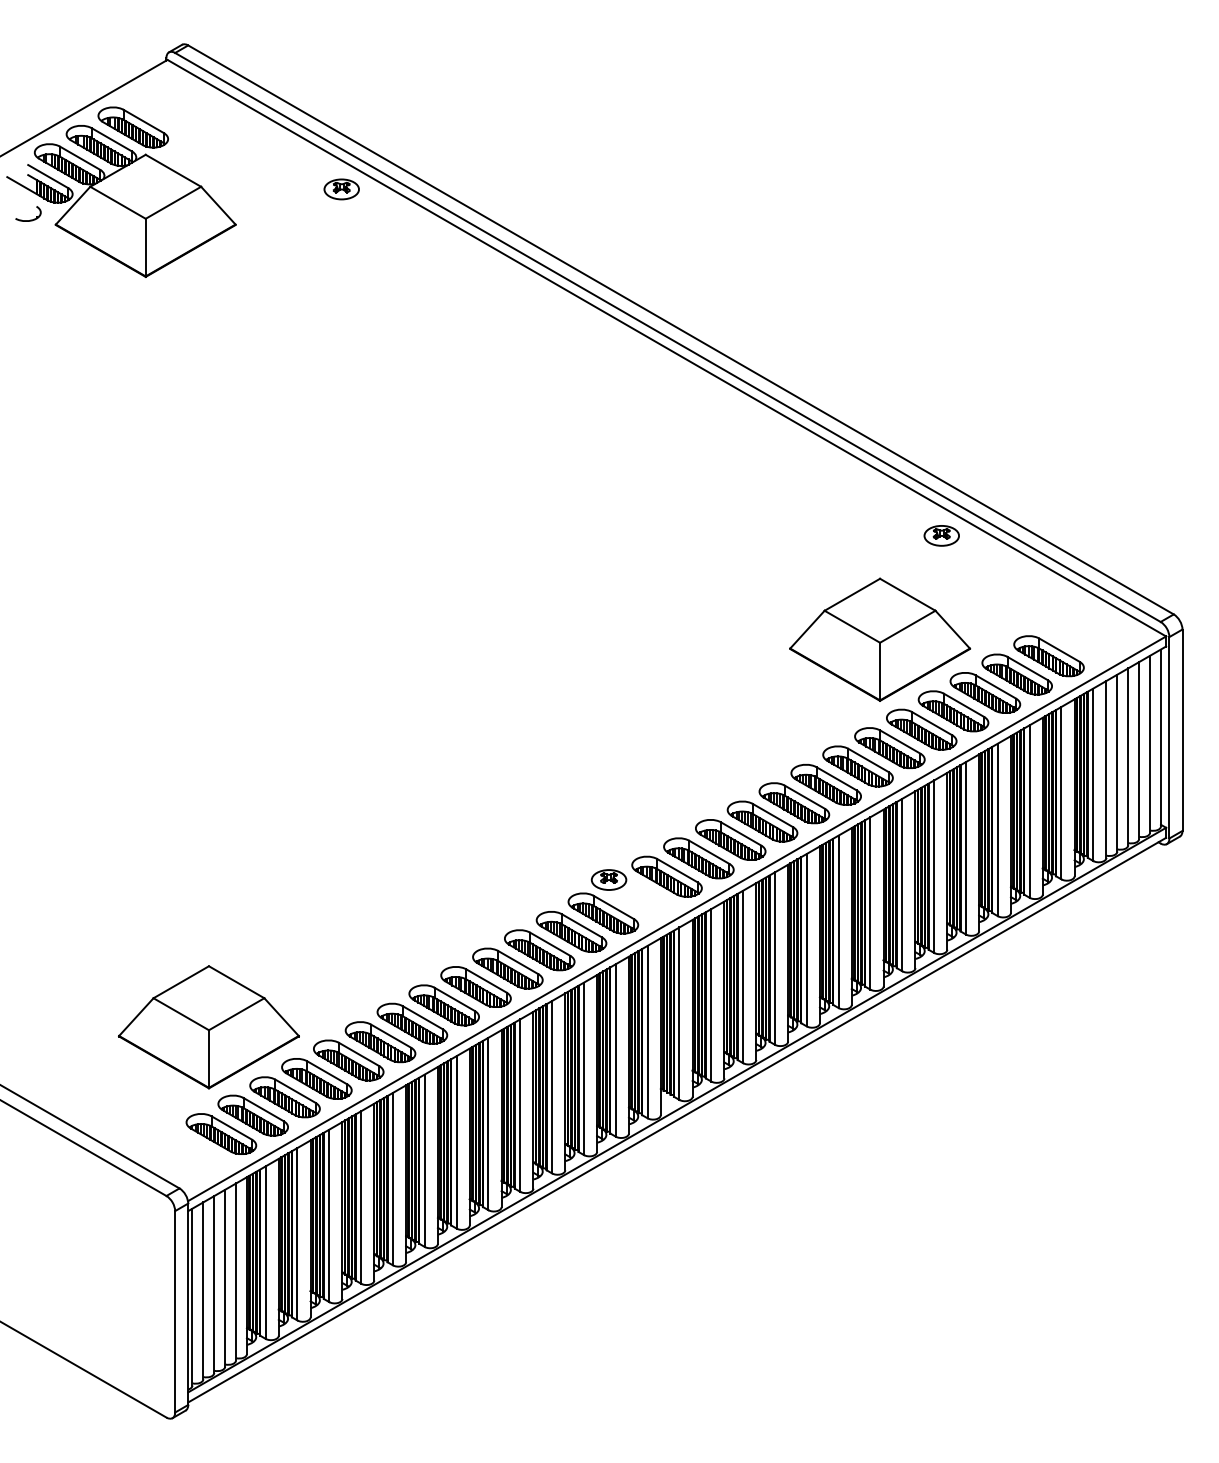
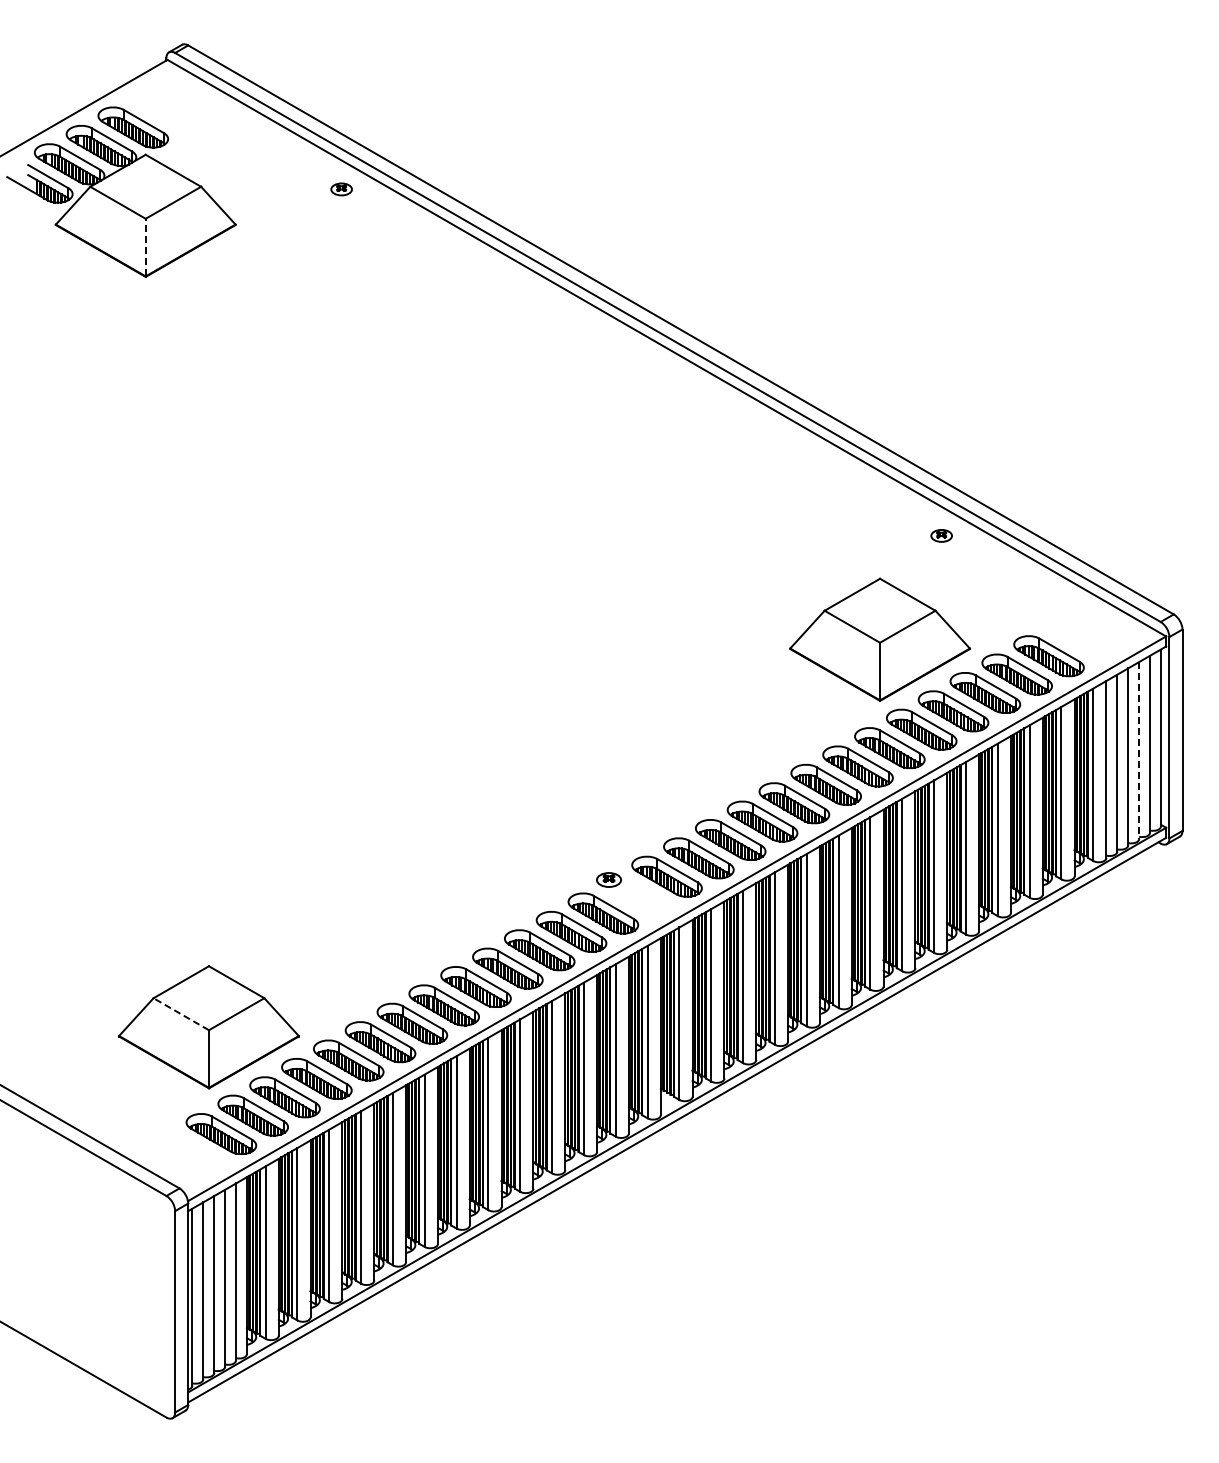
part size: 37x23 px -> 23x15 px (341, 189)
part: present -> none (30, 219)
line: solid -> dashed (145, 247)
part size: 37x22 px -> 23x14 px (941, 535)
line: solid -> dashed (1139, 751)
part size: 38x22 px -> 26x16 px (608, 879)
line: solid -> dashed (181, 1014)
